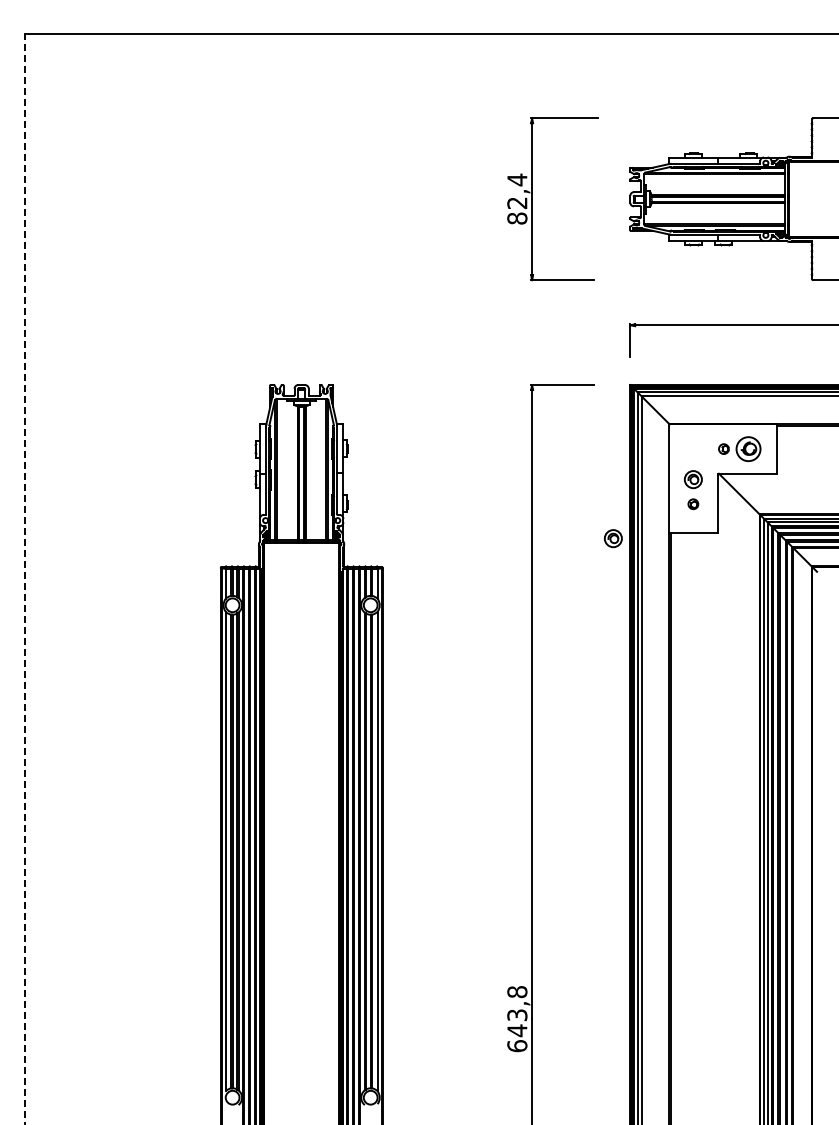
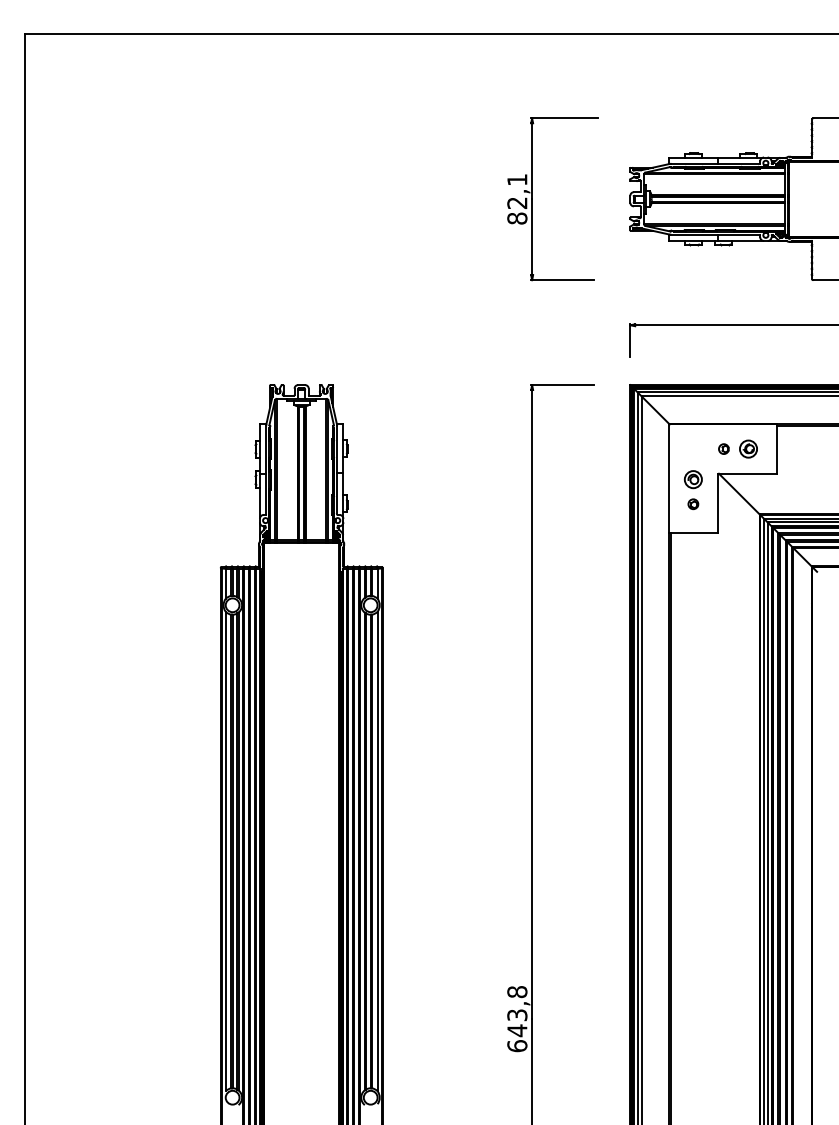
text: 82,4 -> 82,1 (517, 179)
part size: 27x26 px -> 19x20 px (748, 448)
part: present -> none (612, 538)
line: dashed -> solid (25, 578)
